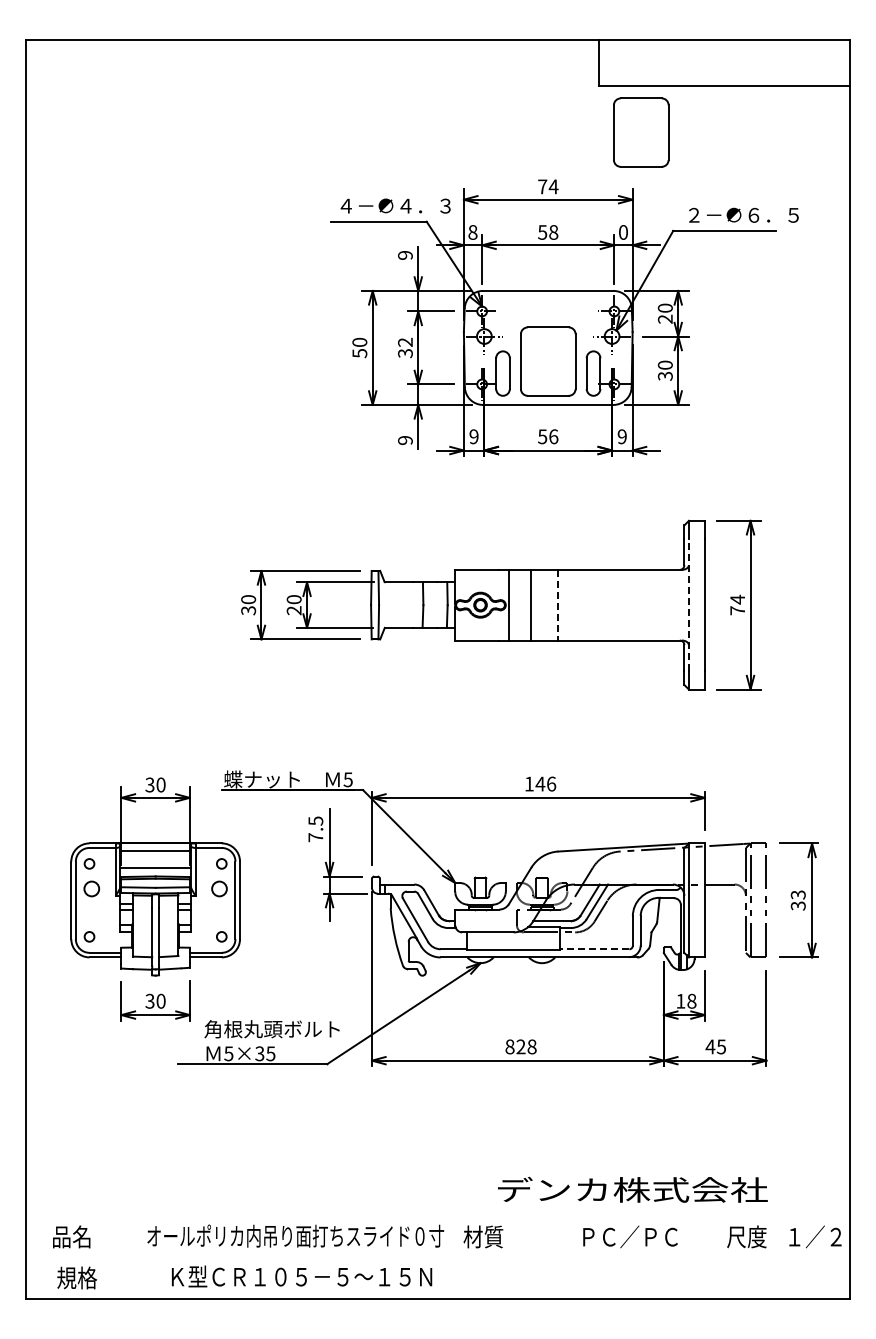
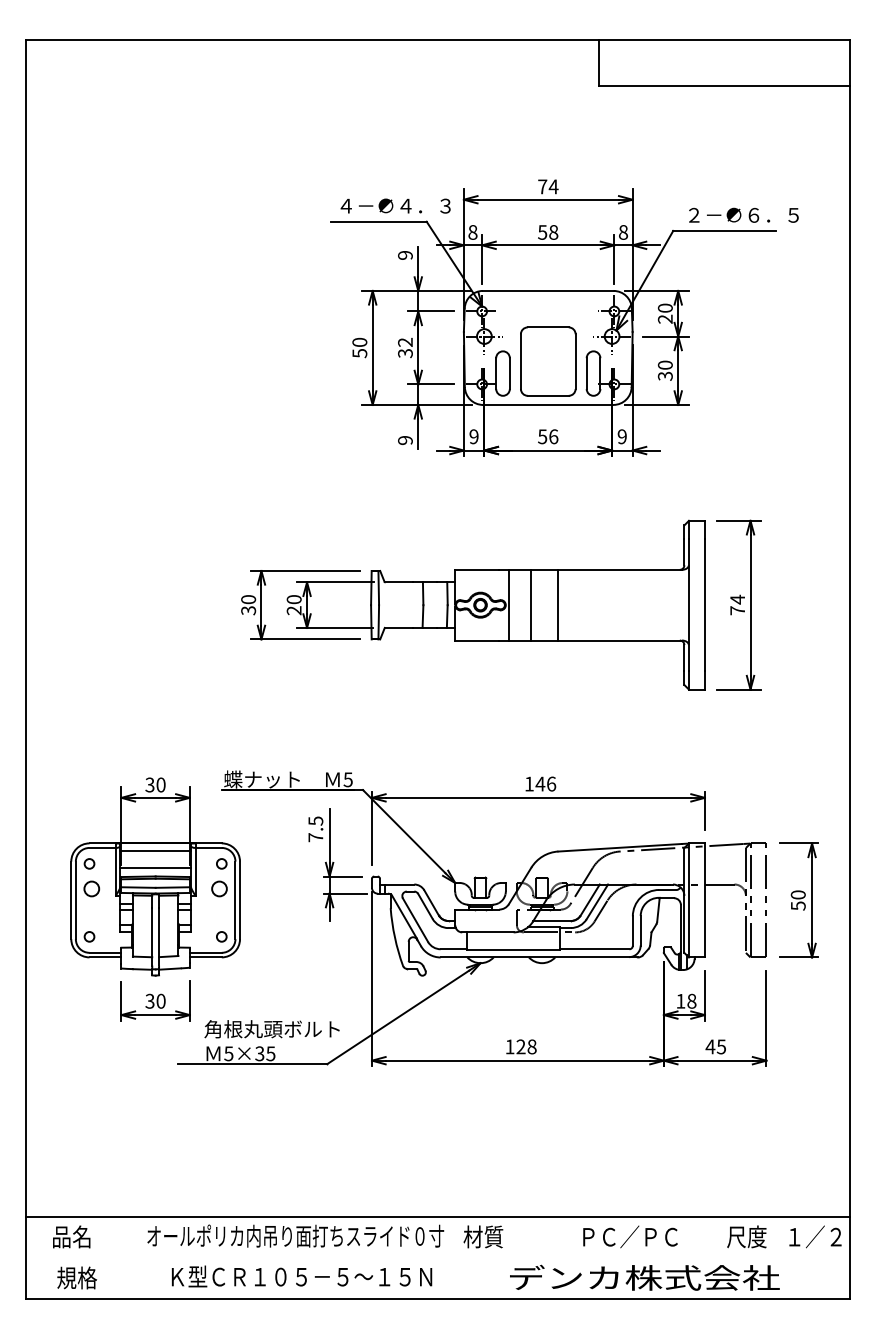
part: present -> none (641, 132)
text: 0 -> 8 (623, 232)
line: dashed -> solid (688, 604)
line: dashed -> solid (558, 605)
text: 33 -> 50 (797, 900)
line: dashed -> solid (594, 949)
text: 828 -> 128 (509, 1046)
text position: (632, 1189) -> (644, 1277) (644, 1277)
line: none -> present (437, 1216)
